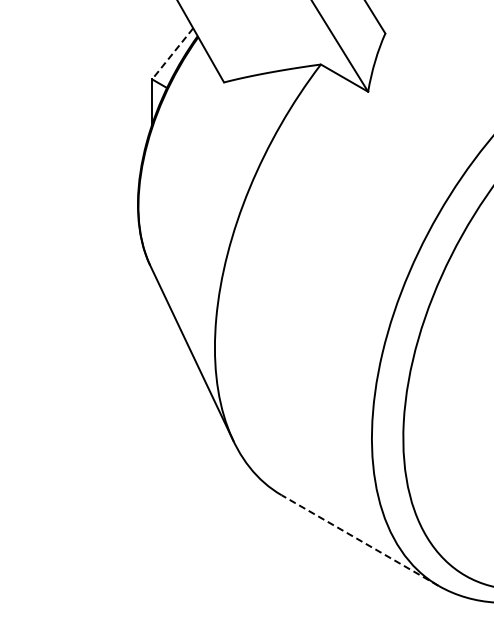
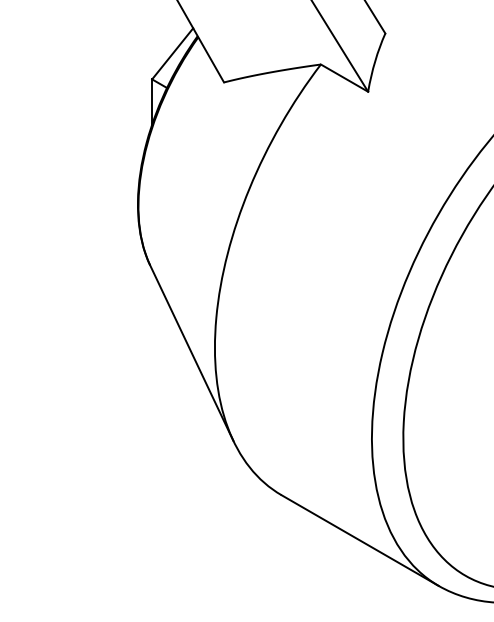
line: dashed -> solid (172, 53)
line: dashed -> solid (360, 540)
